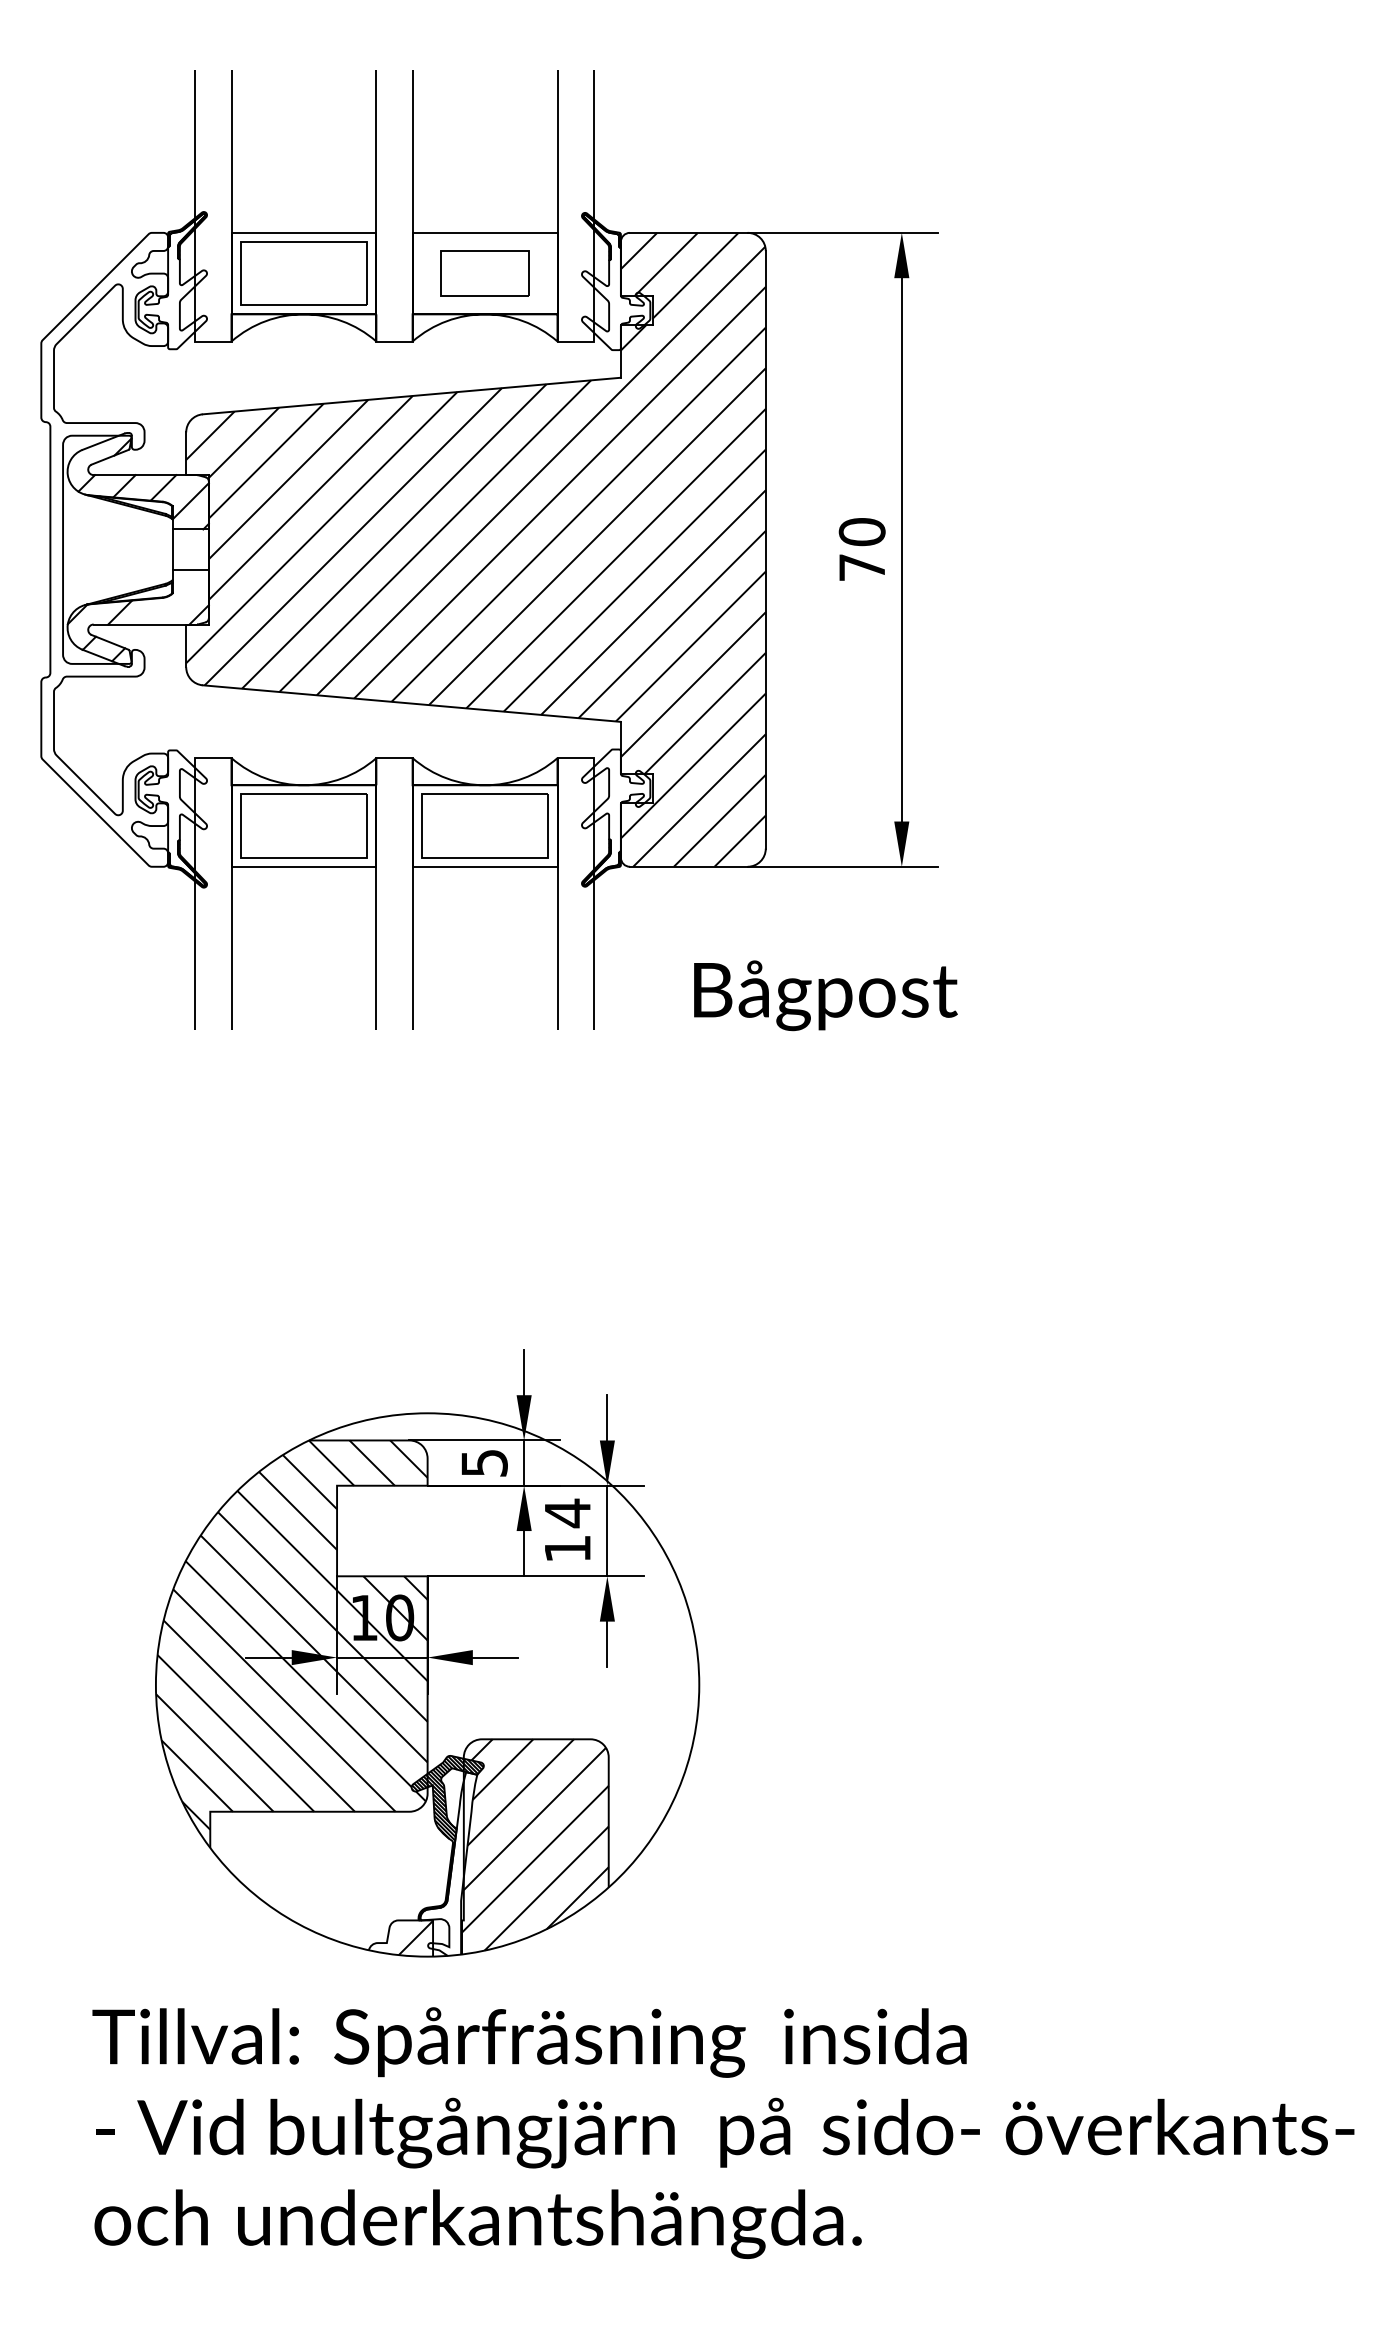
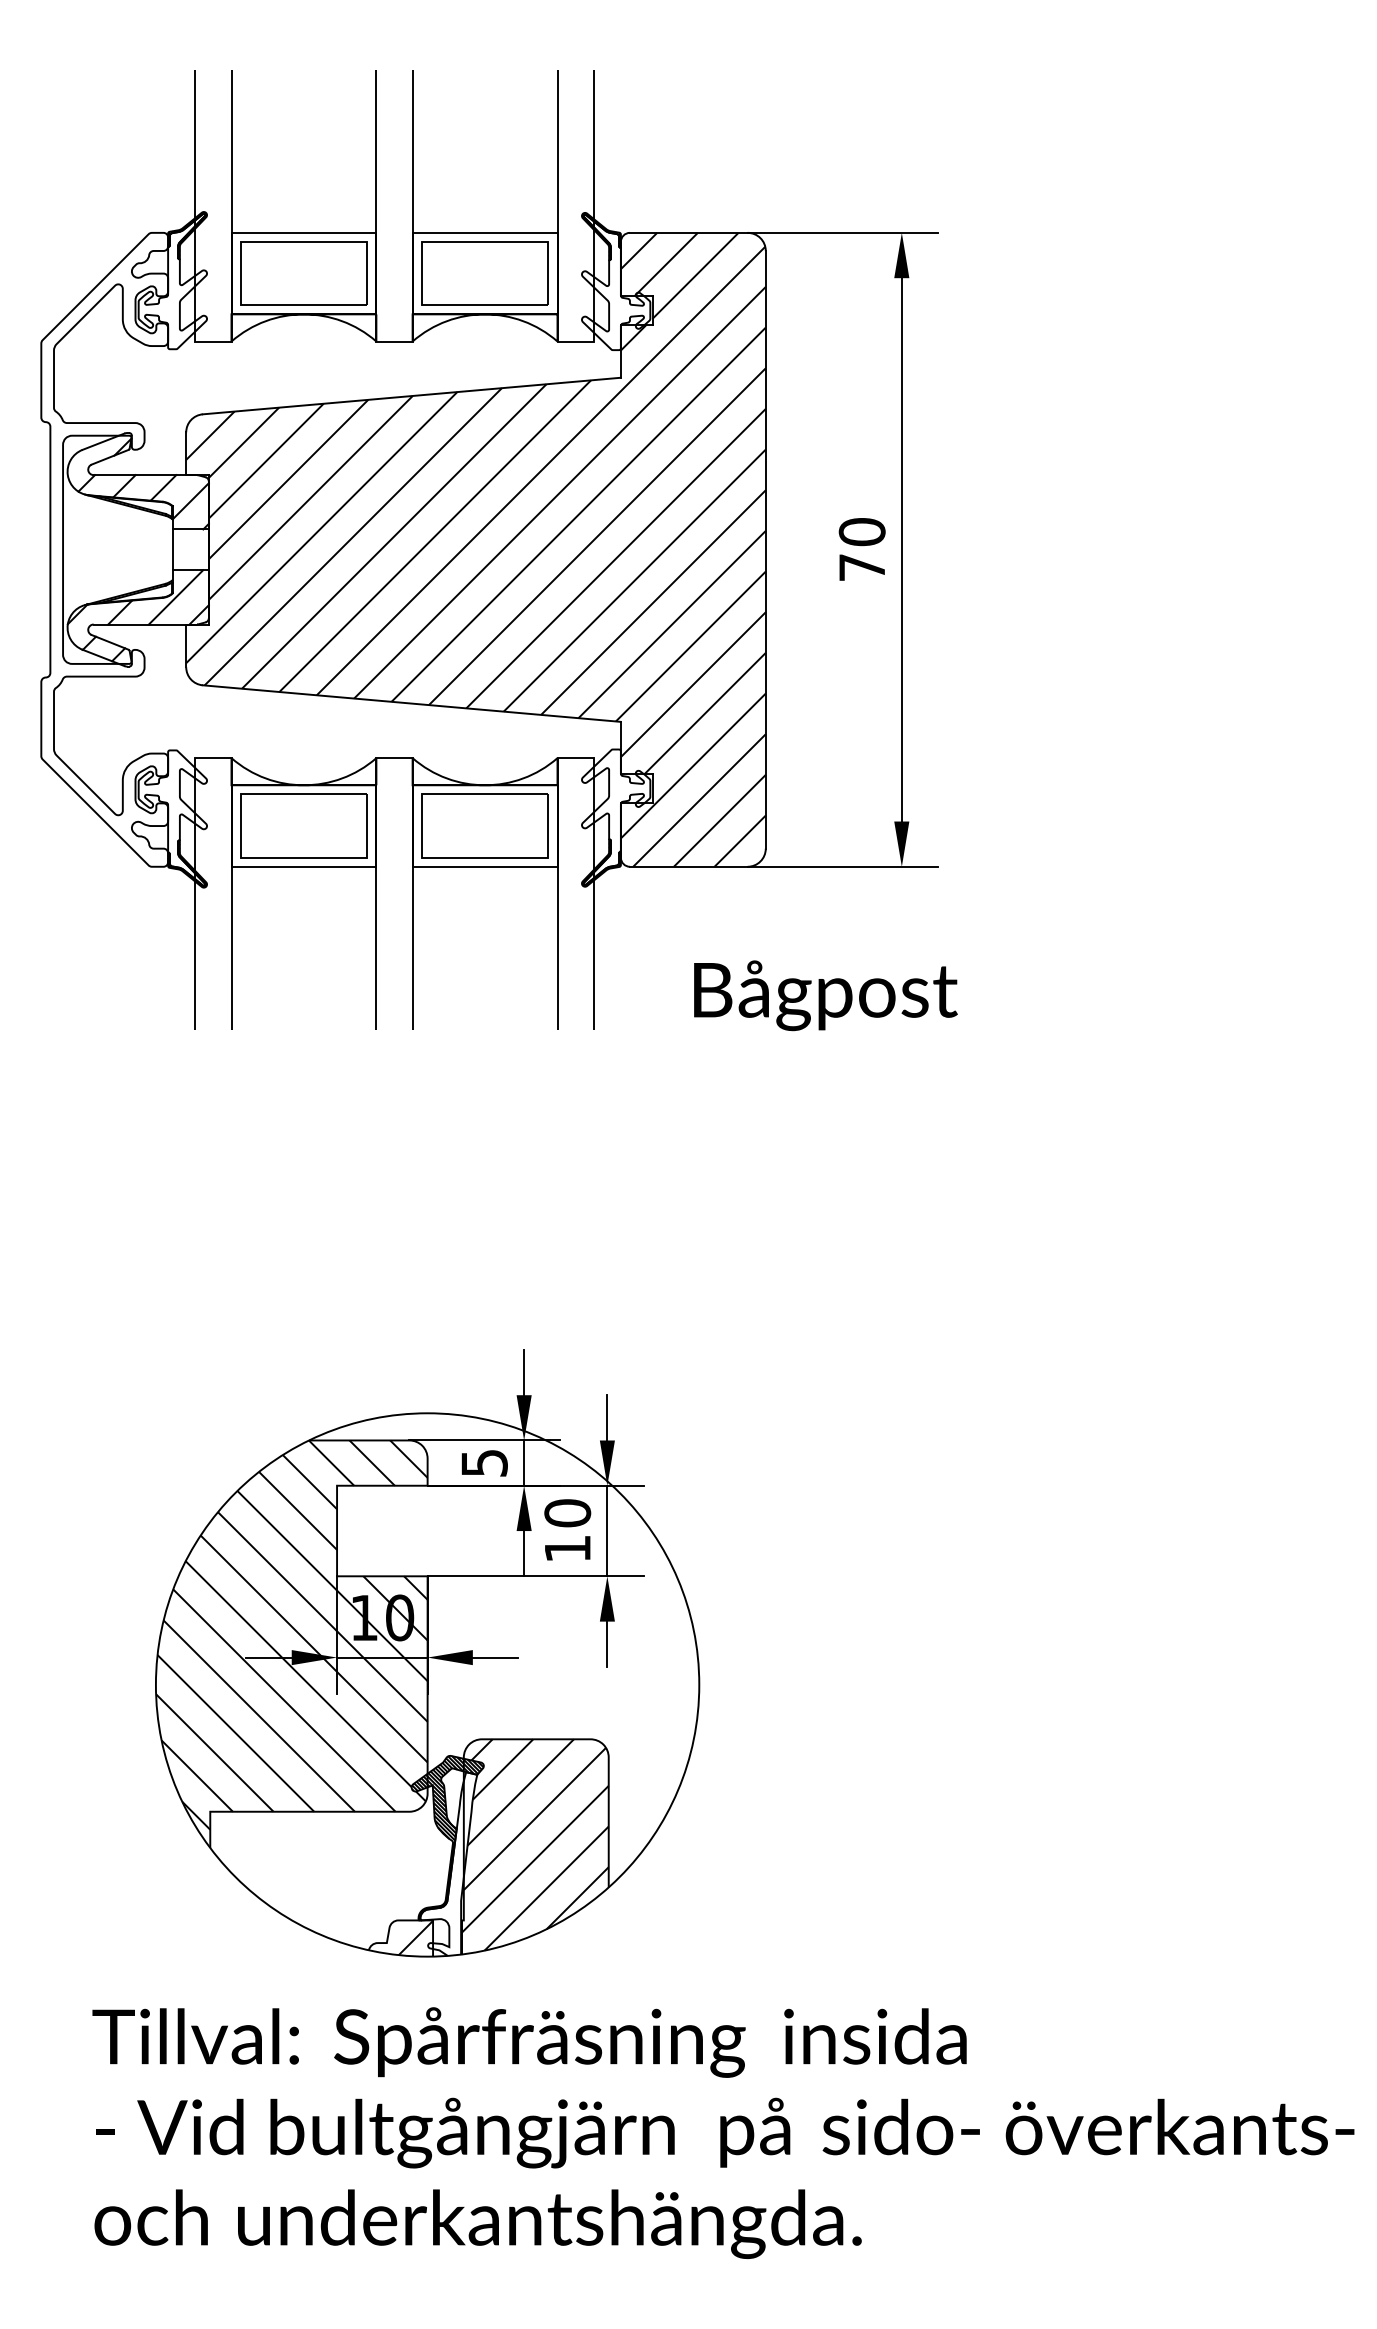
part size: 90x47 px -> 128x65 px (484, 273)
line: none -> present (175, 597)
text: 14 -> 10 (567, 1513)
